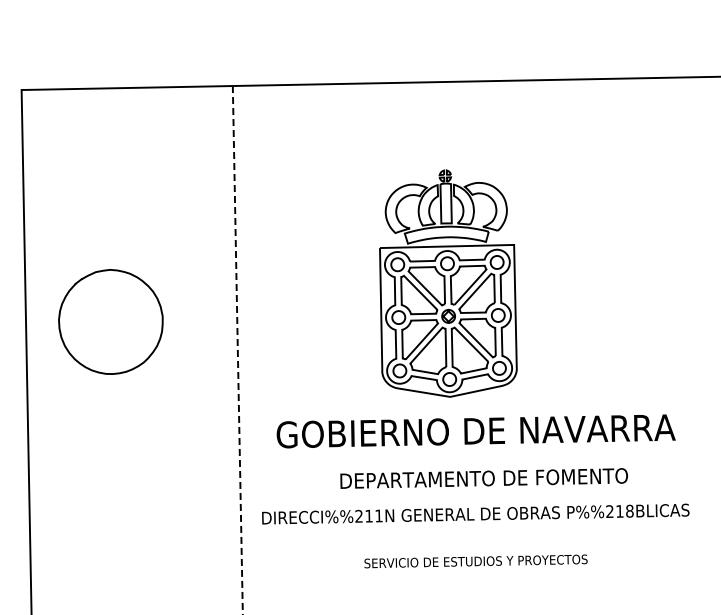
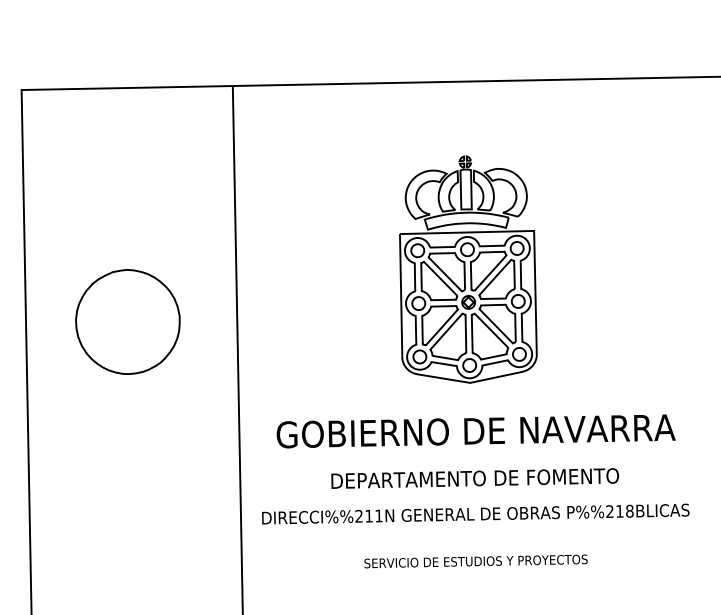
part position: (448, 283) -> (468, 269) (468, 269)
part position: (110, 321) -> (127, 321) (127, 321)
line: dashed -> solid (237, 350)
text position: (483, 478) -> (474, 478) (474, 478)
